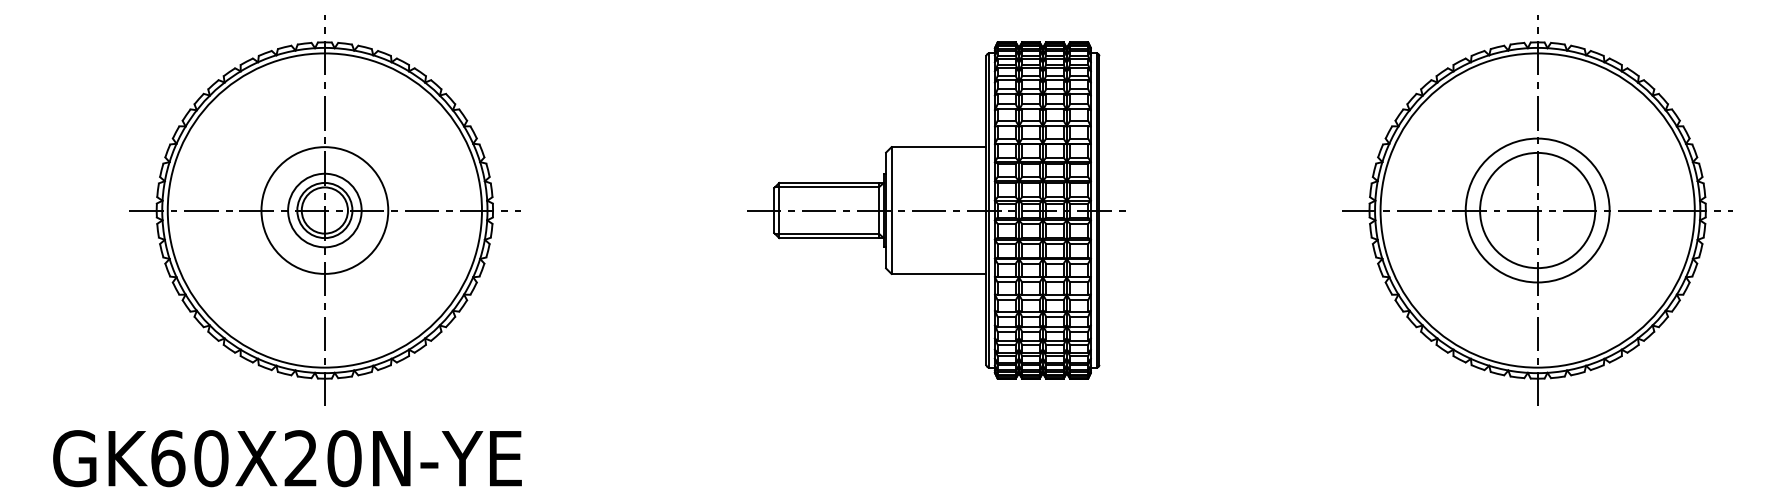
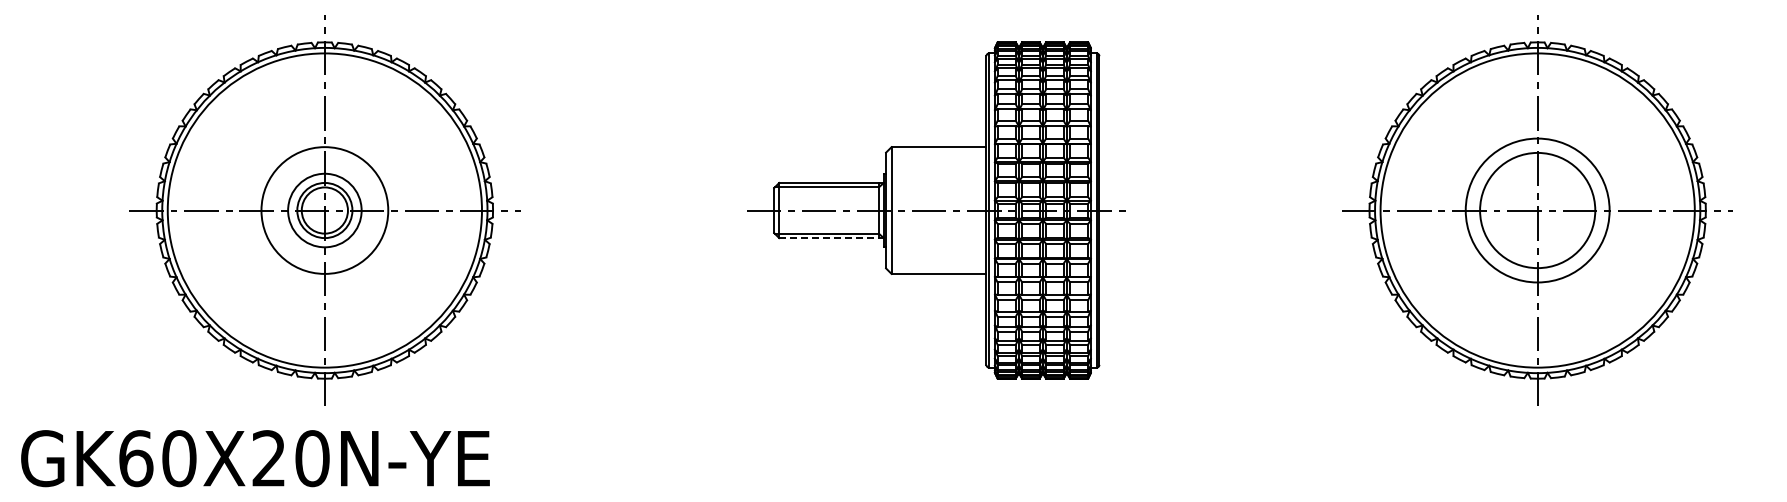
line: solid -> dashed (831, 238)
text position: (287, 458) -> (255, 458) (255, 458)
